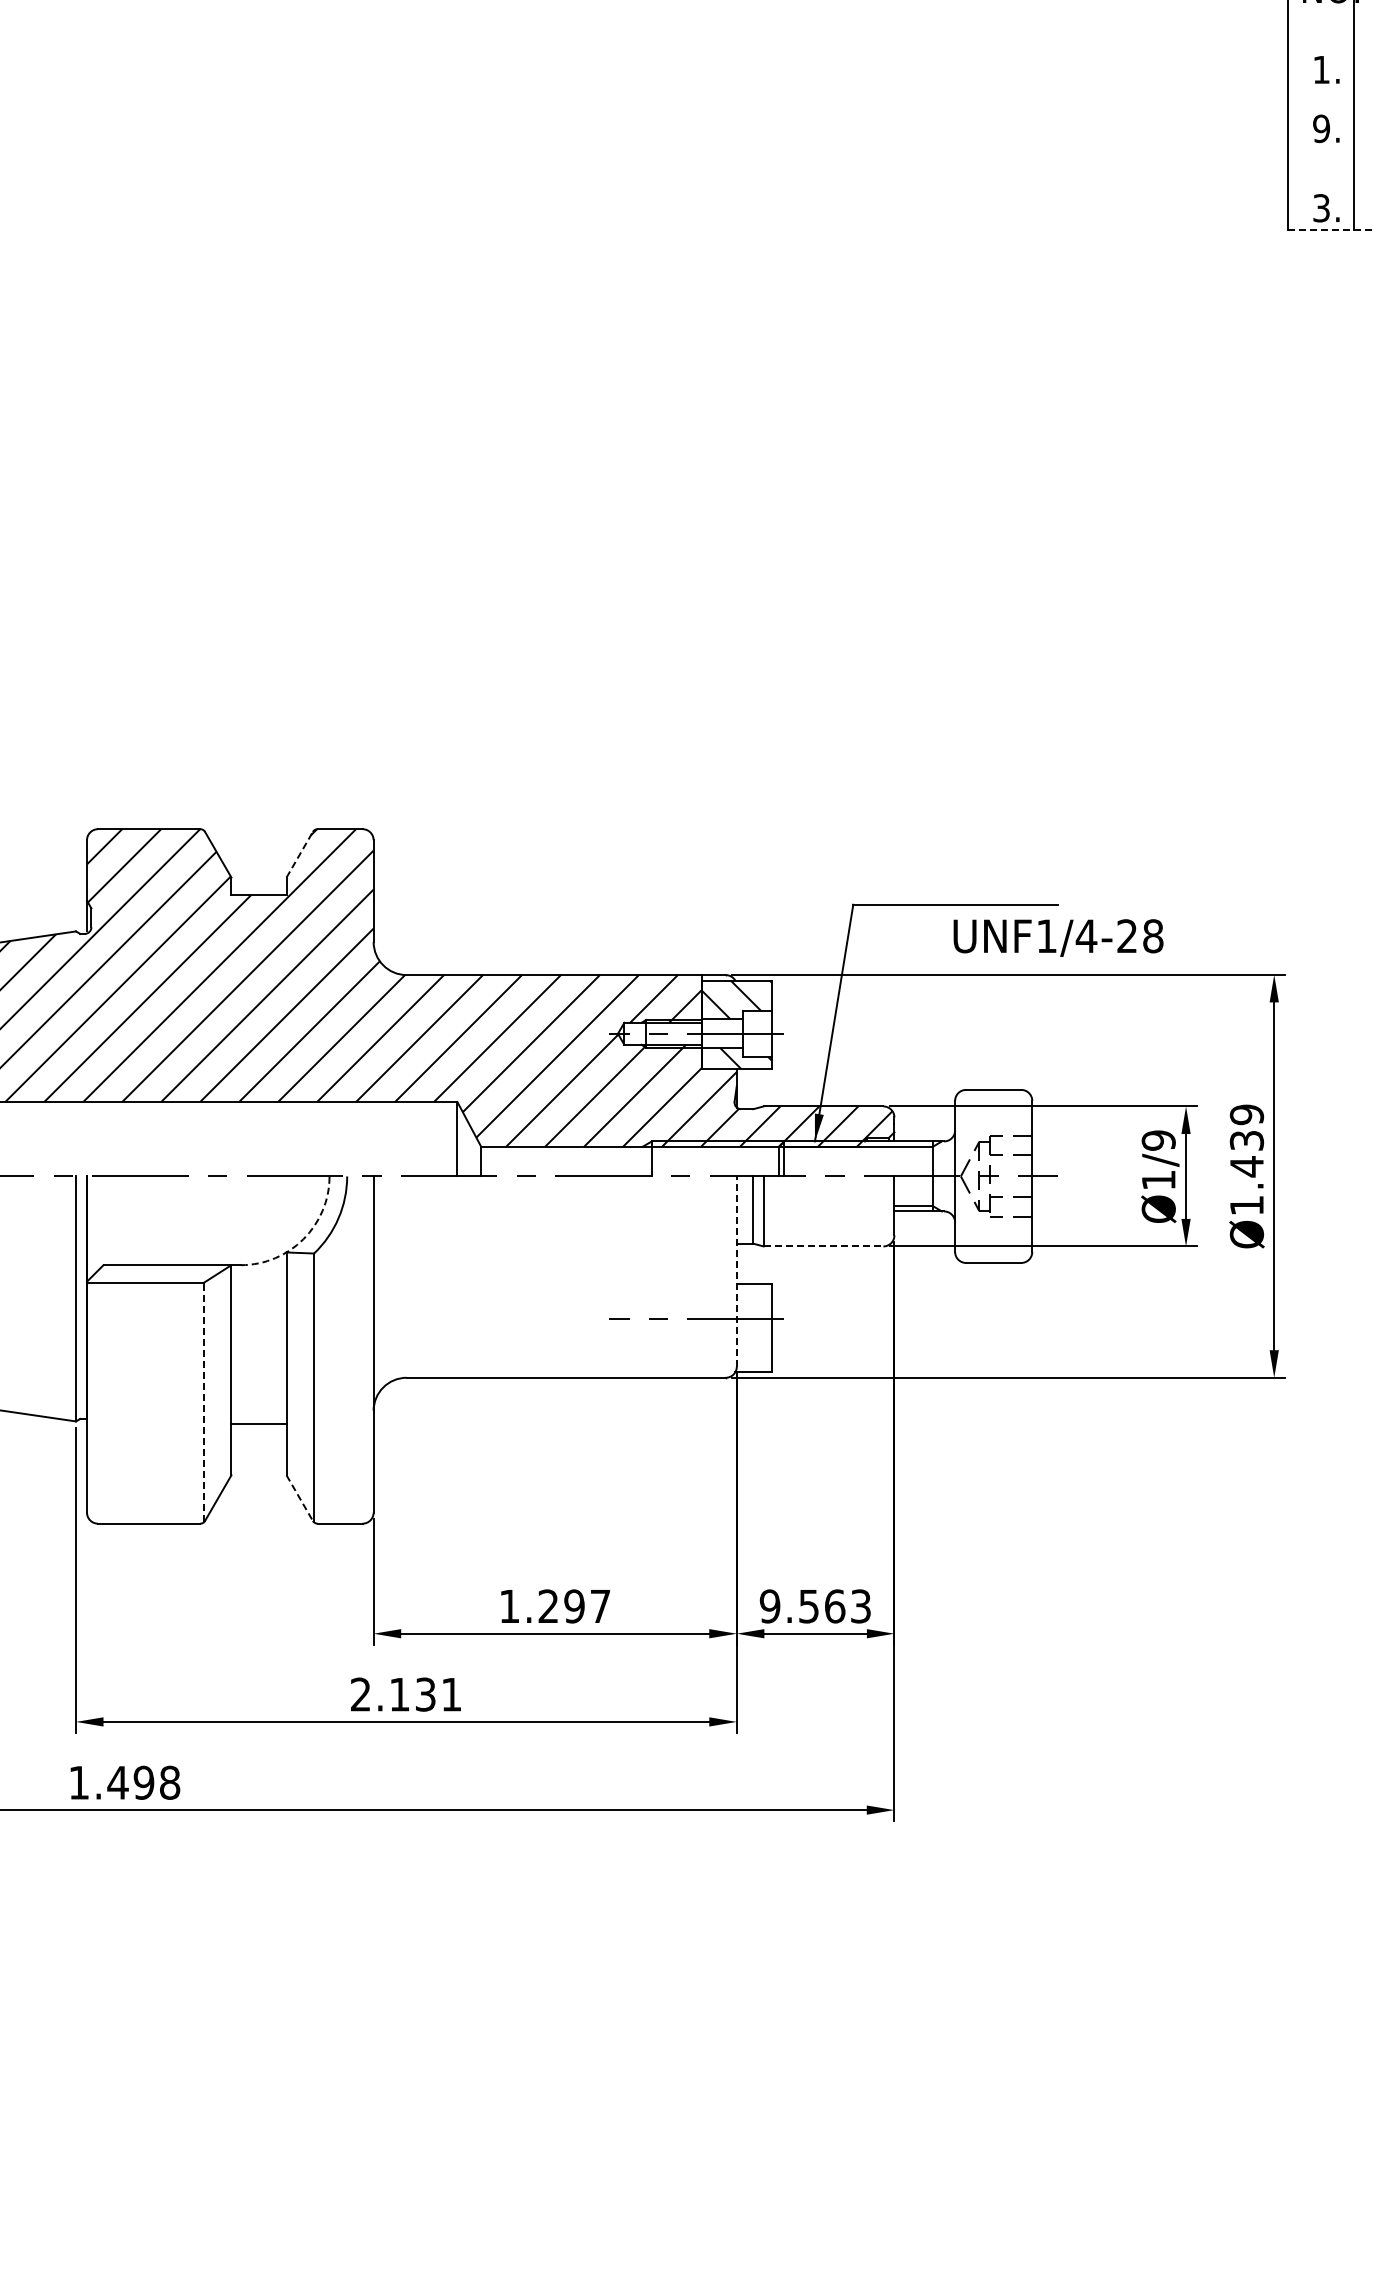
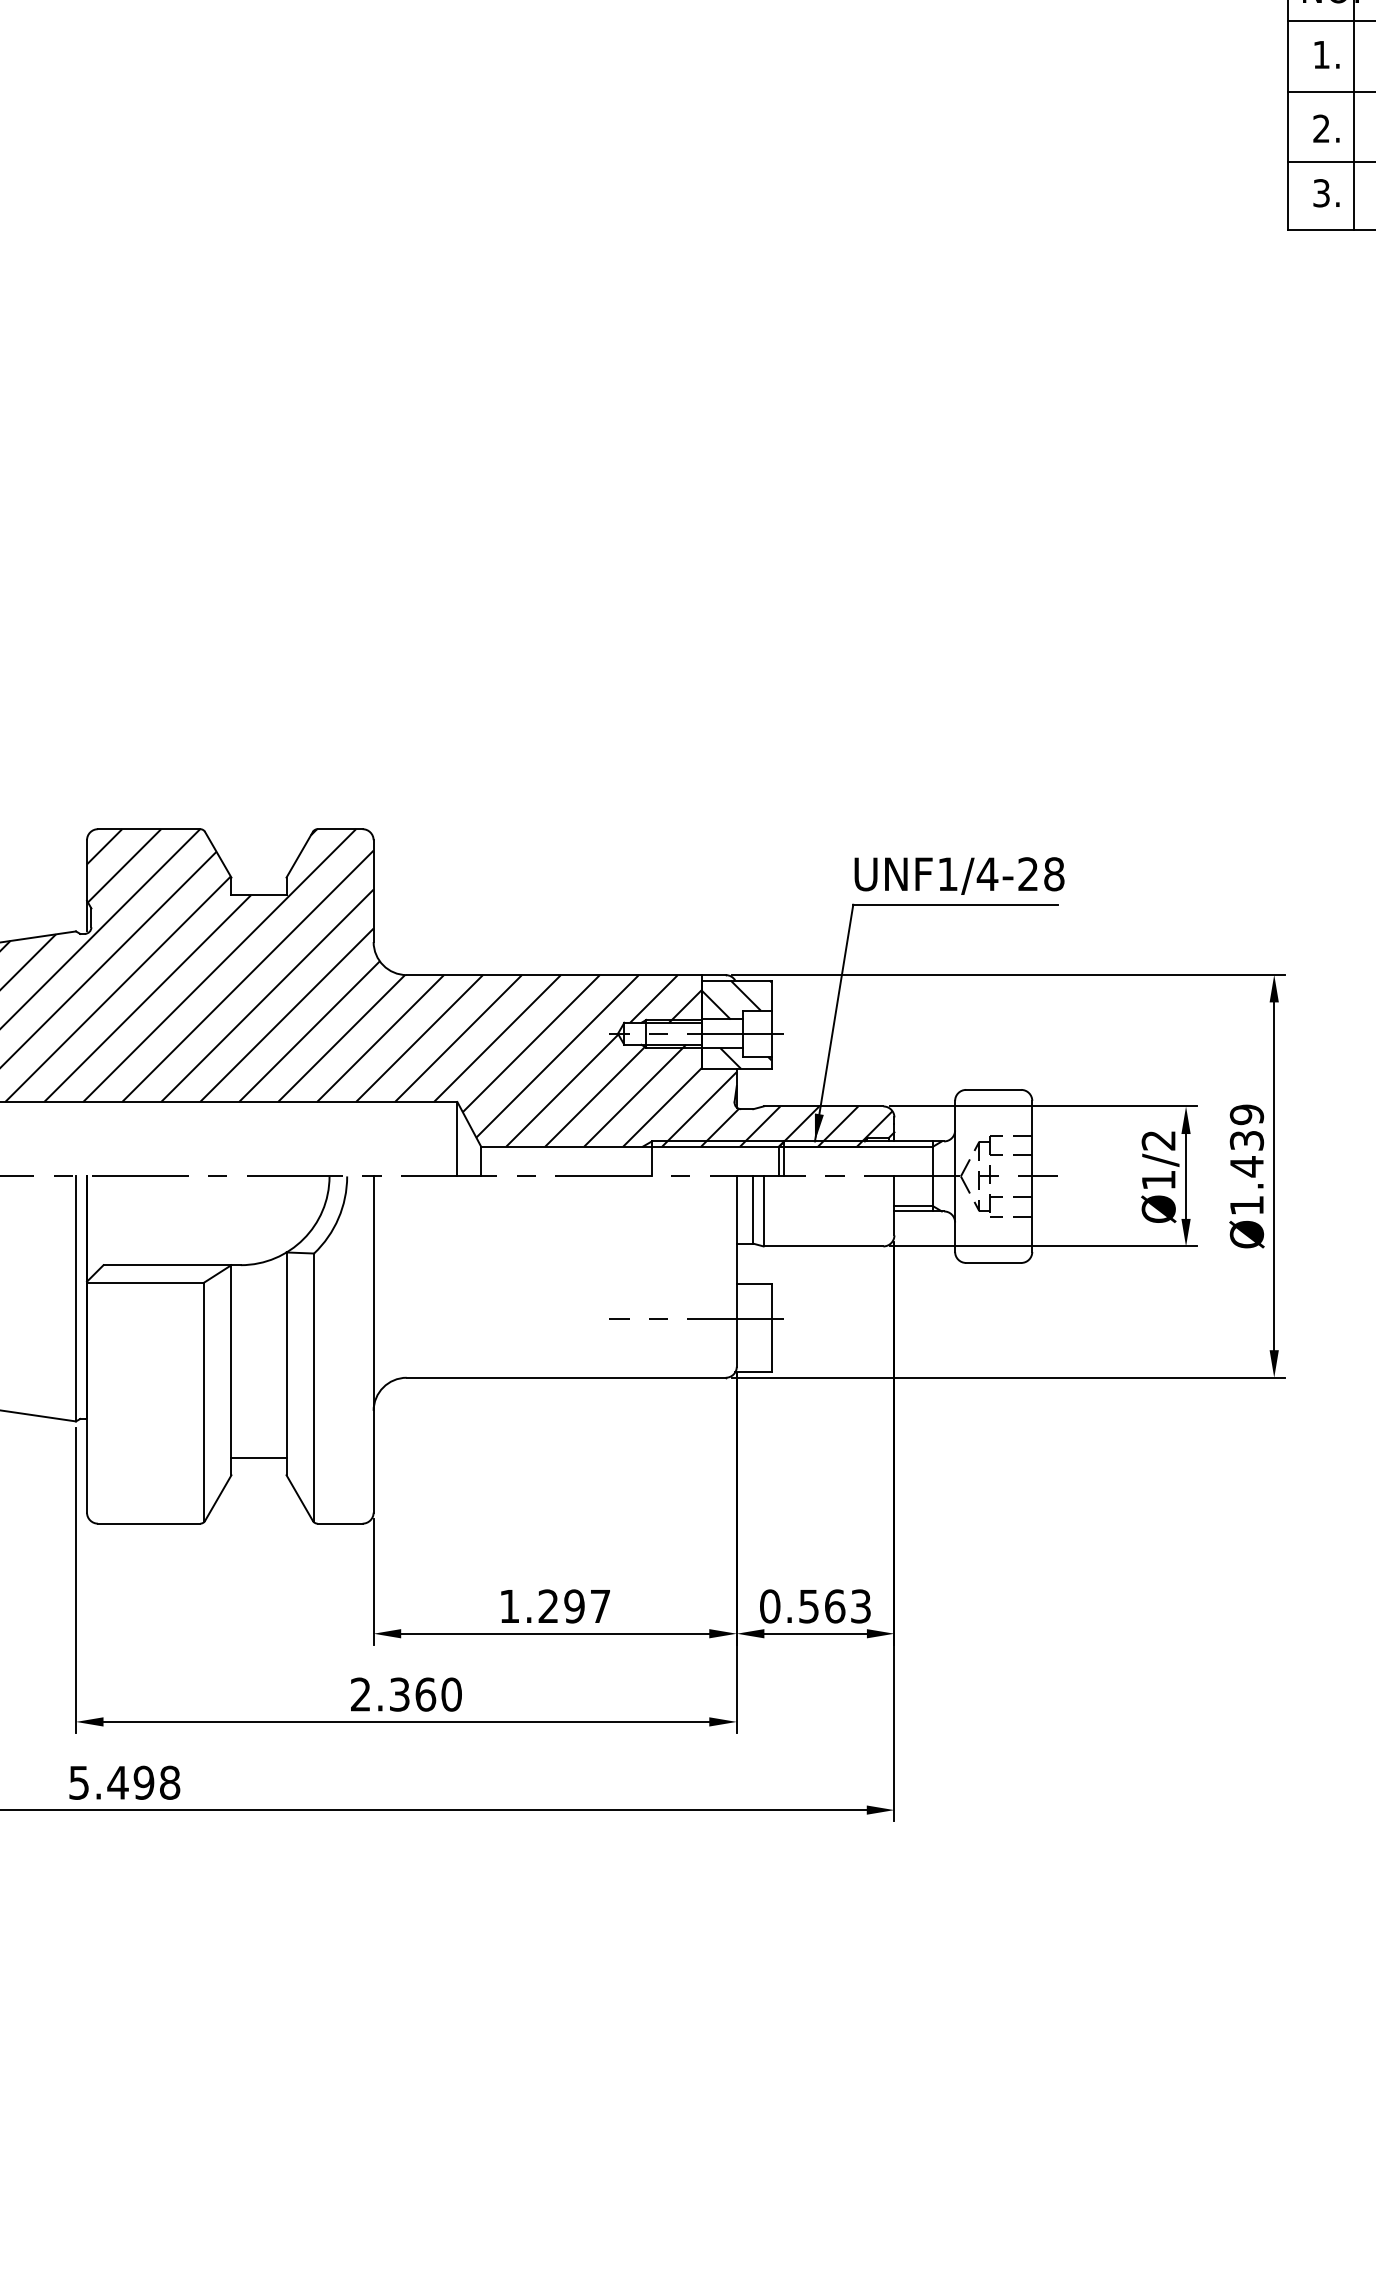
line: none -> present (1330, 21)
text position: (1326, 69) -> (1326, 54) (1326, 54)
line: none -> present (1330, 91)
text: 9. -> 2. (1321, 128)
line: none -> present (1330, 162)
text position: (1326, 208) -> (1326, 193) (1326, 193)
line: dashed -> solid (1332, 230)
line: dashed -> solid (299, 854)
text position: (1058, 937) -> (959, 875) (959, 875)
text: Ø1/9 -> Ø1/2 (1158, 1140)
arc: dashed -> solid (303, 1239)
line: dashed -> solid (823, 1246)
line: dashed -> solid (736, 1271)
line: dashed -> solid (203, 1402)
line position: (258, 1423) -> (258, 1457) (258, 1457)
line: dashed -> solid (299, 1498)
text: 9.563 -> 0.563 (769, 1606)
text: 2.131 -> 2.360 (425, 1694)
text: 1.498 -> 5.498 (78, 1782)
